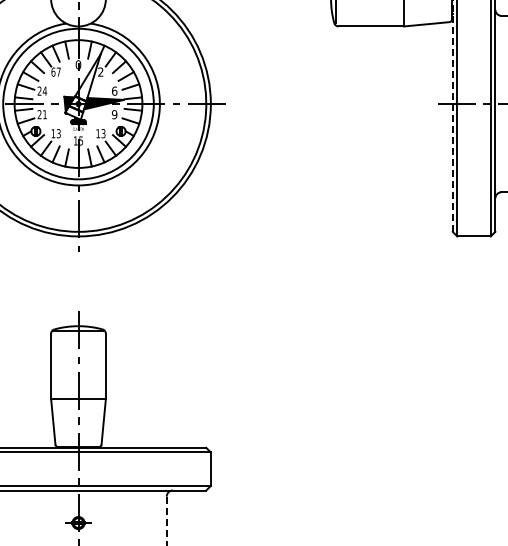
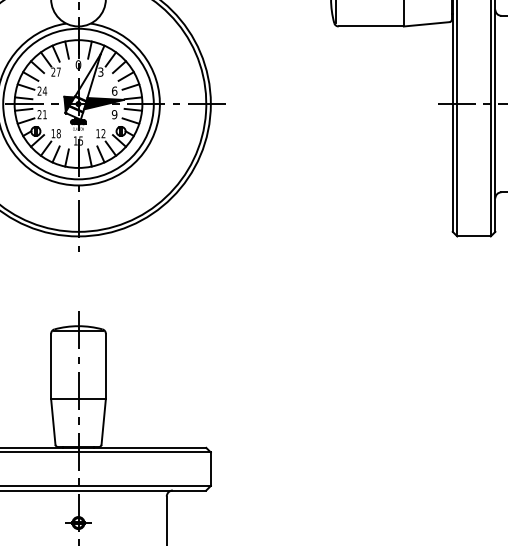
text: 67 -> 27 (53, 71)
text: 2 -> 3 (100, 72)
line: dashed -> solid (452, 116)
text: 13 -> 18 (58, 133)
text: 13 -> 12 (103, 133)
line: dashed -> solid (166, 521)
